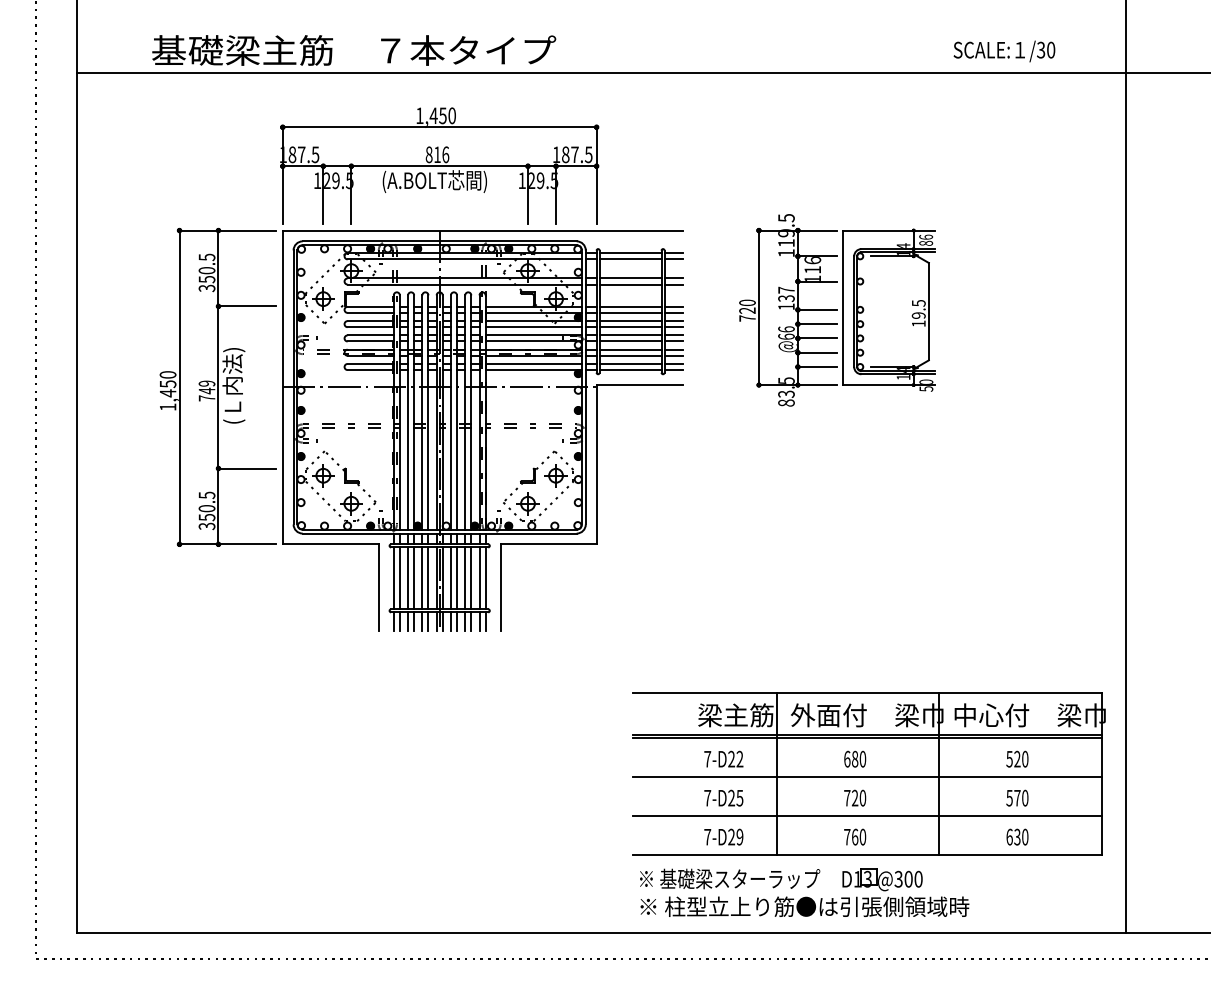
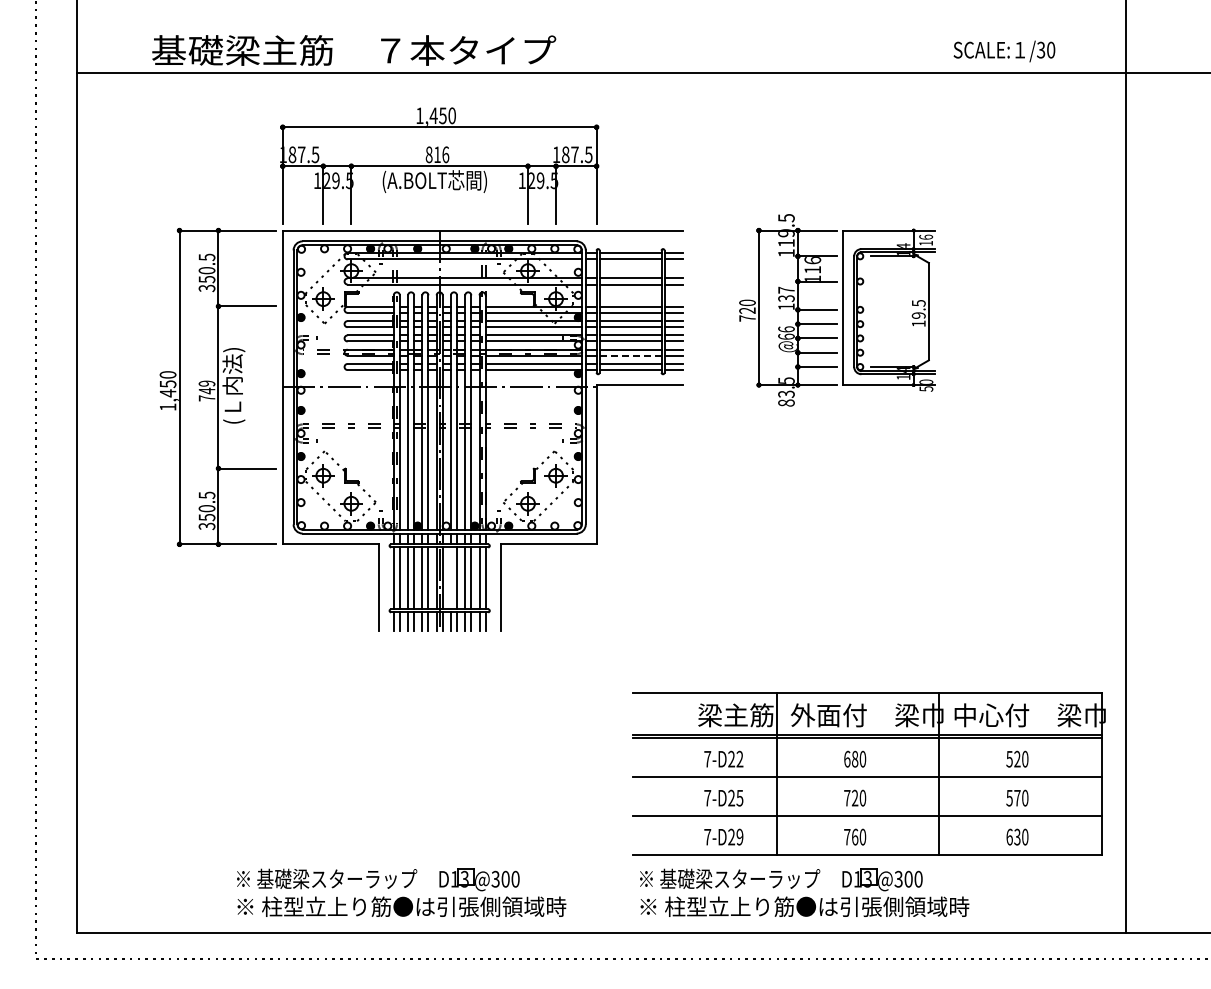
text: 86 -> 16 (926, 242)
line: solid -> dashed (630, 355)
line: present -> none (450, 578)
part: none -> present (401, 892)
